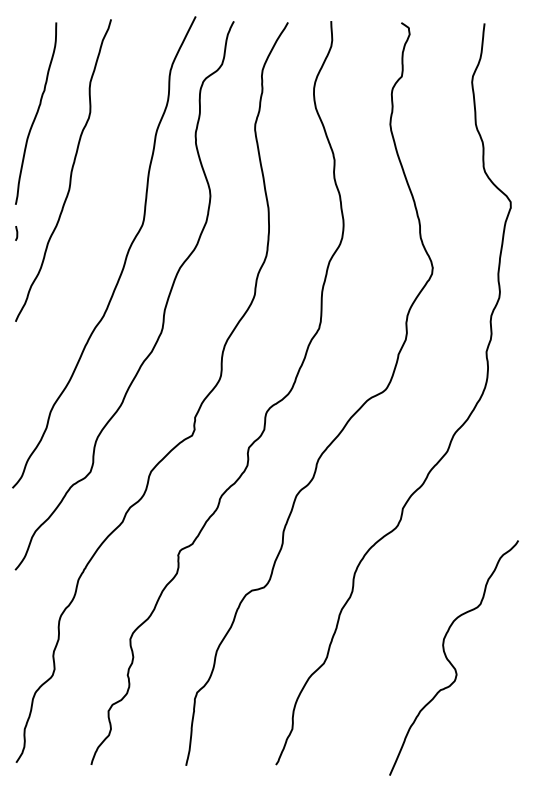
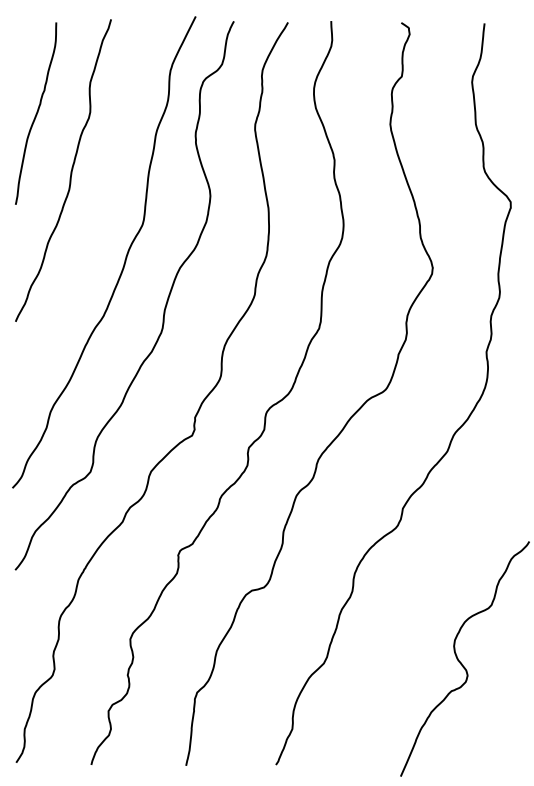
curve: present -> none (16, 233)
curve position: (449, 660) -> (460, 661) (460, 661)
